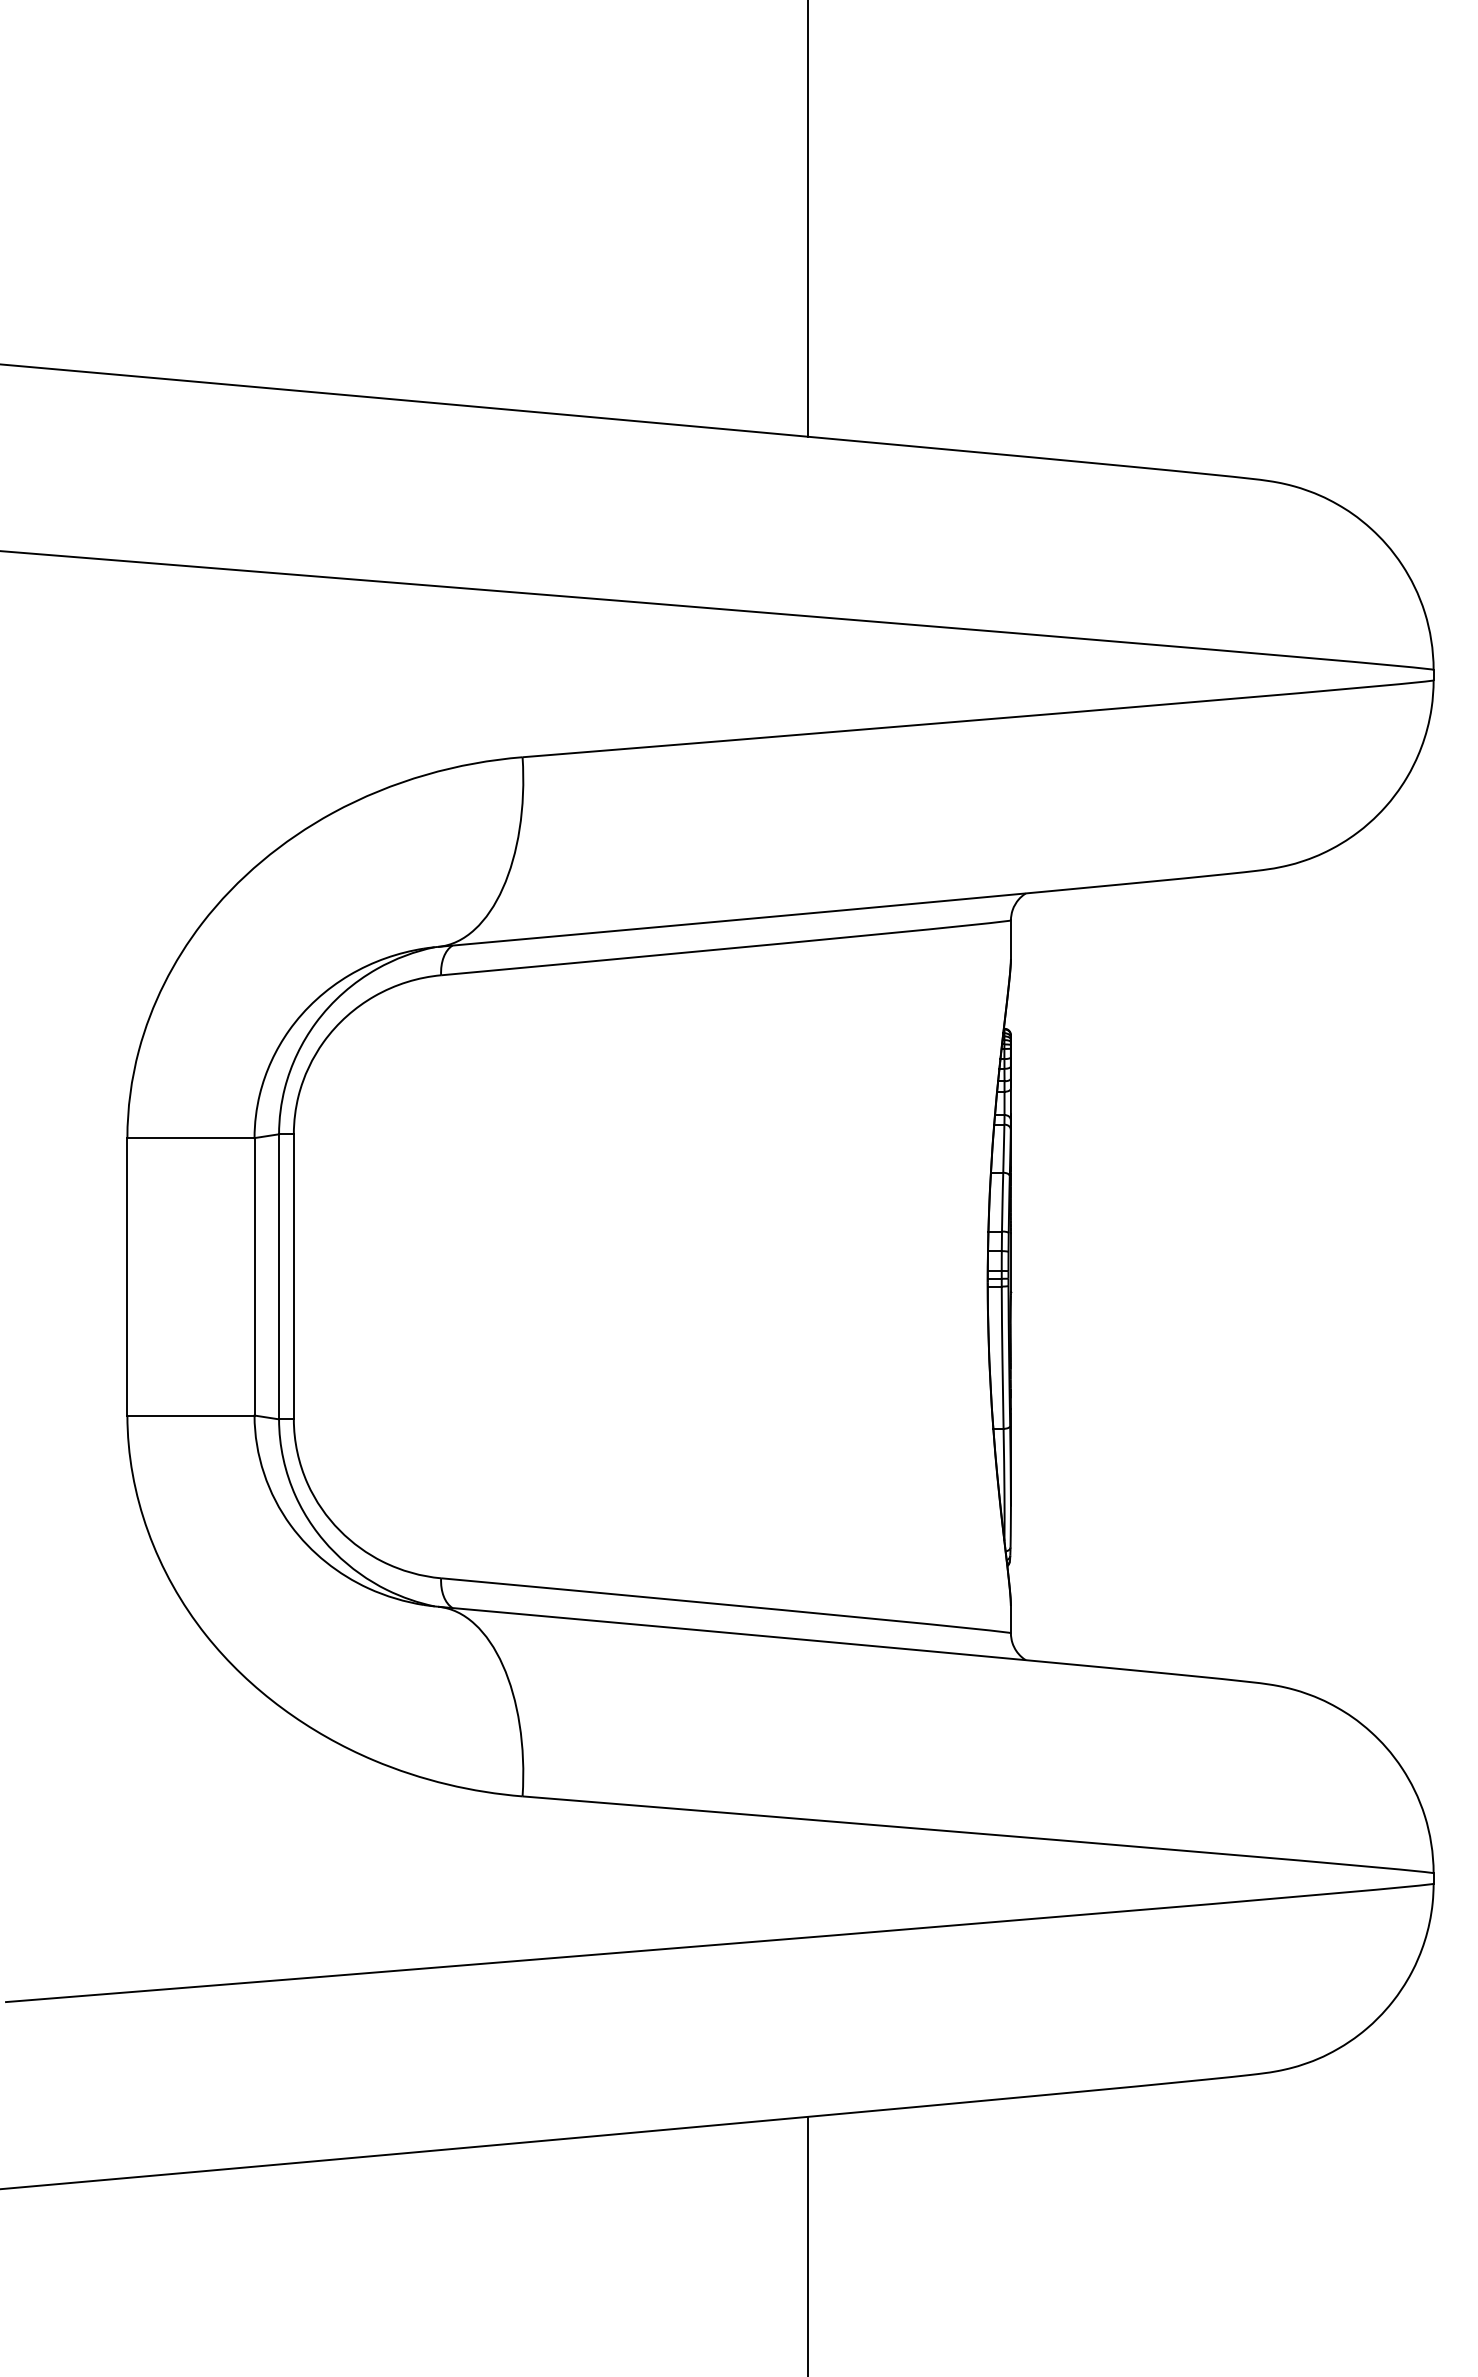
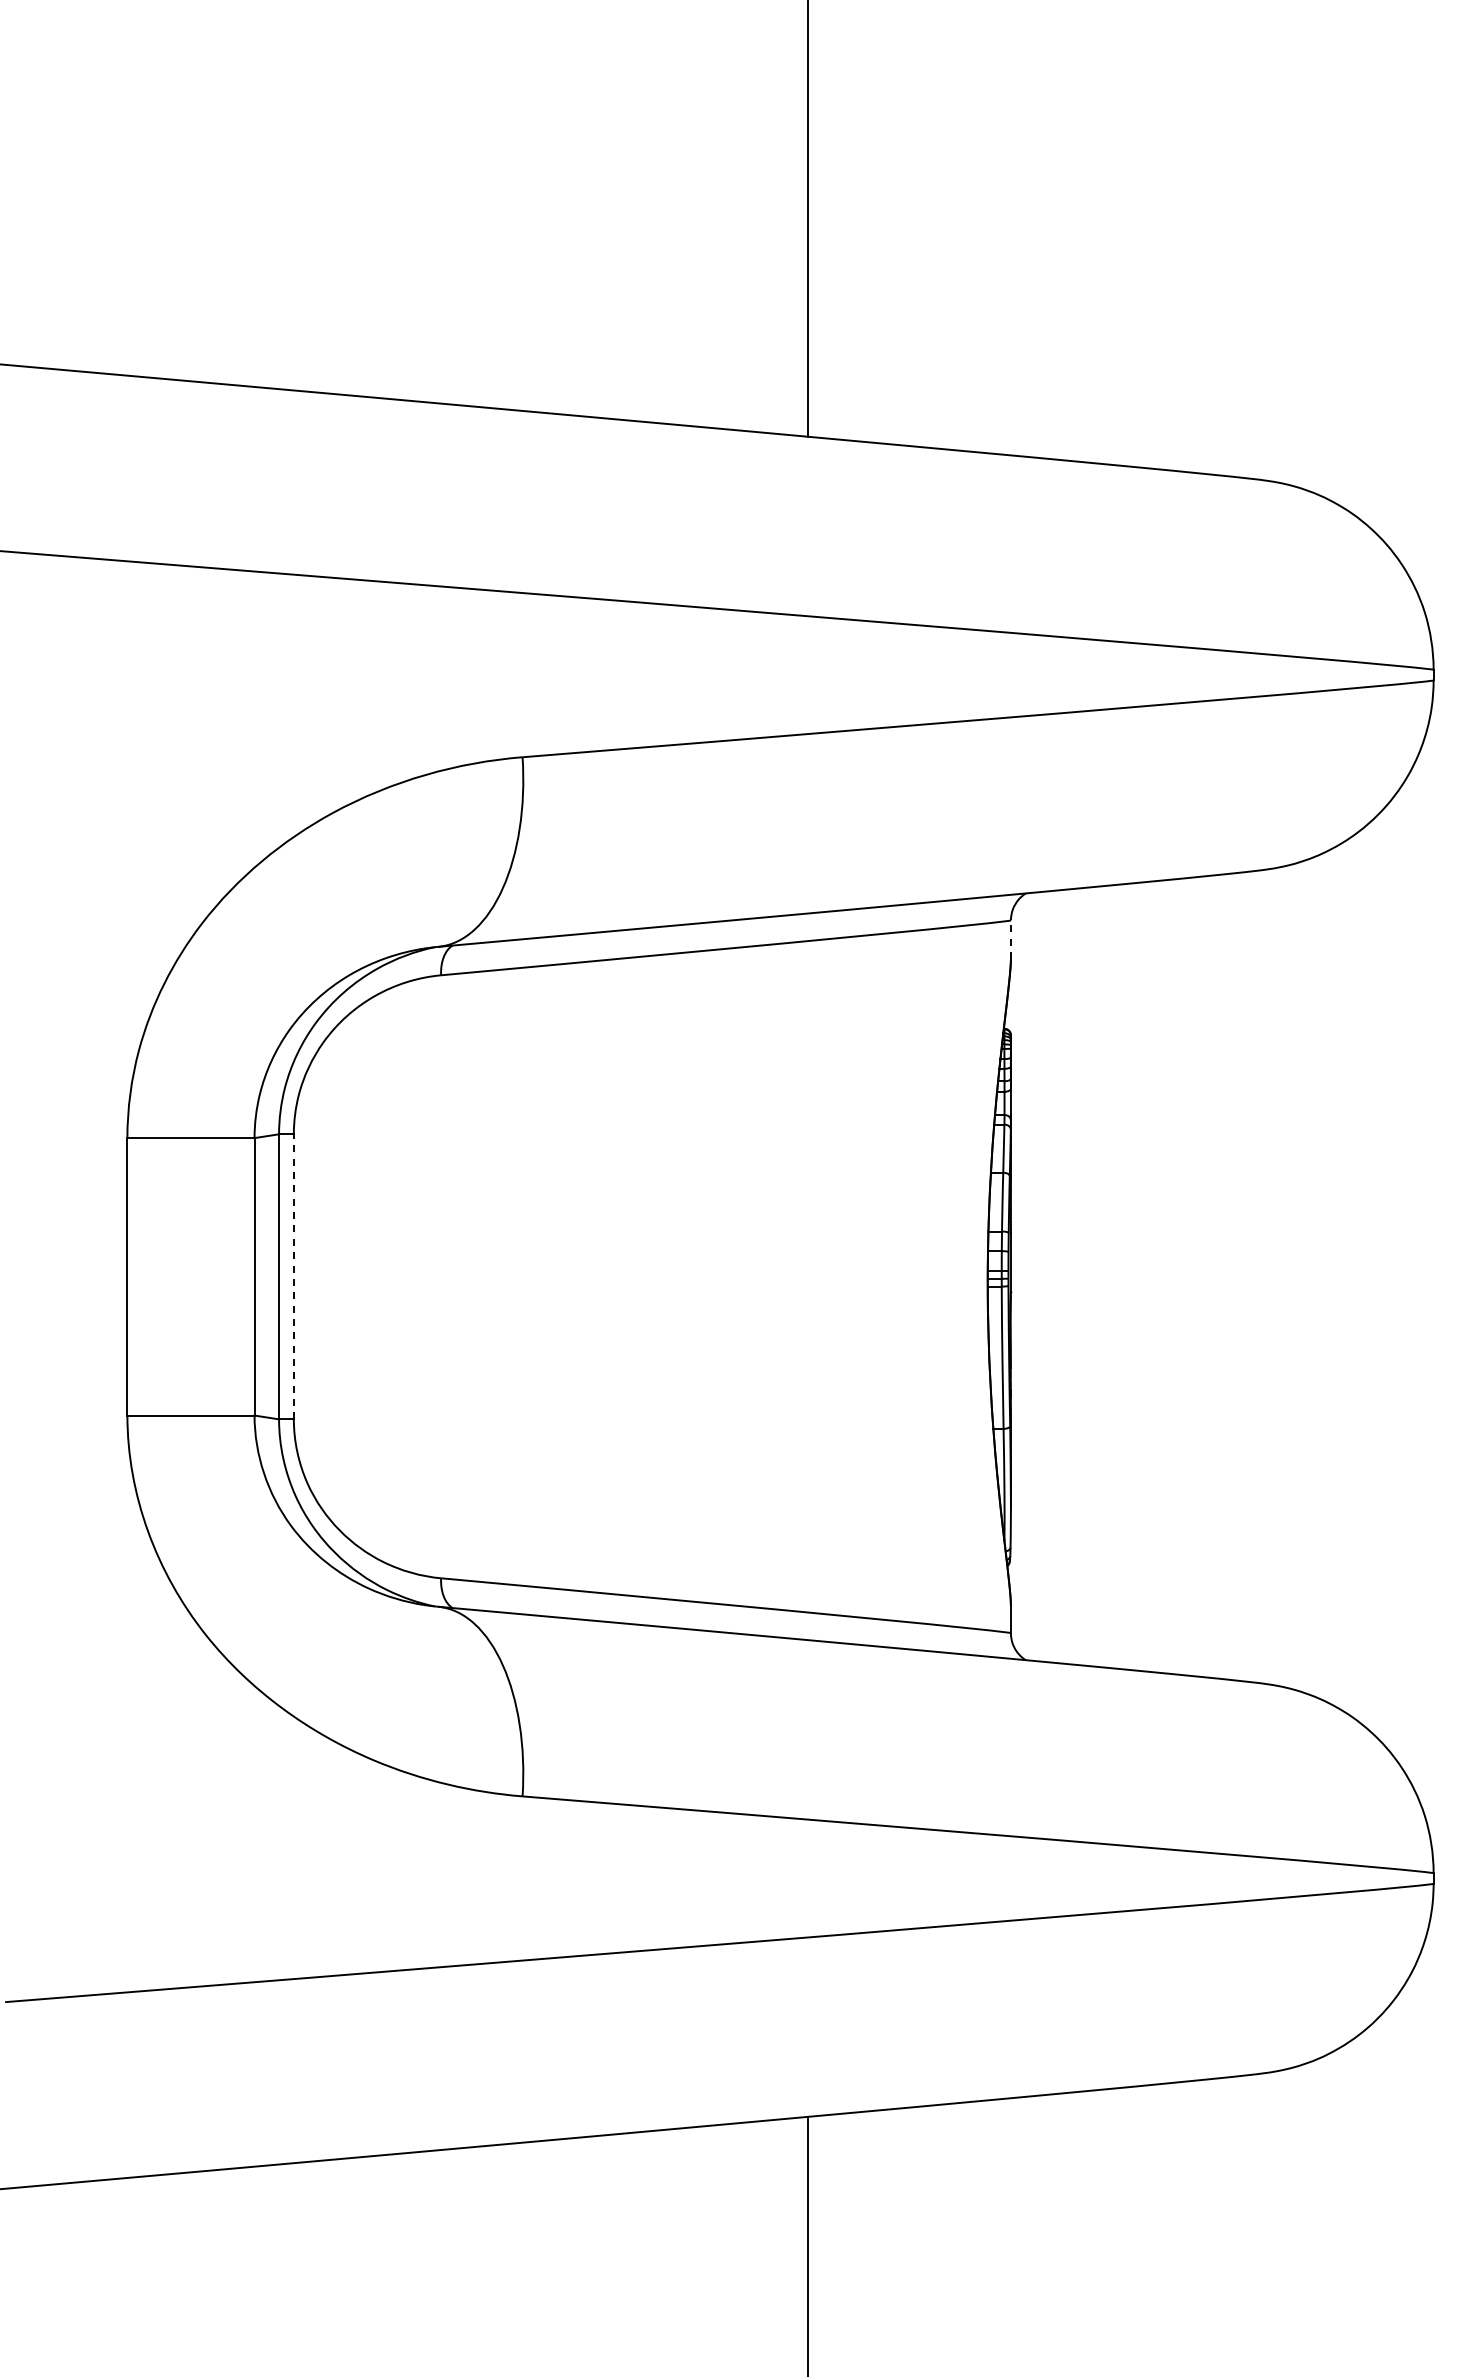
line: solid -> dashed (1010, 939)
line: solid -> dashed (293, 1276)
